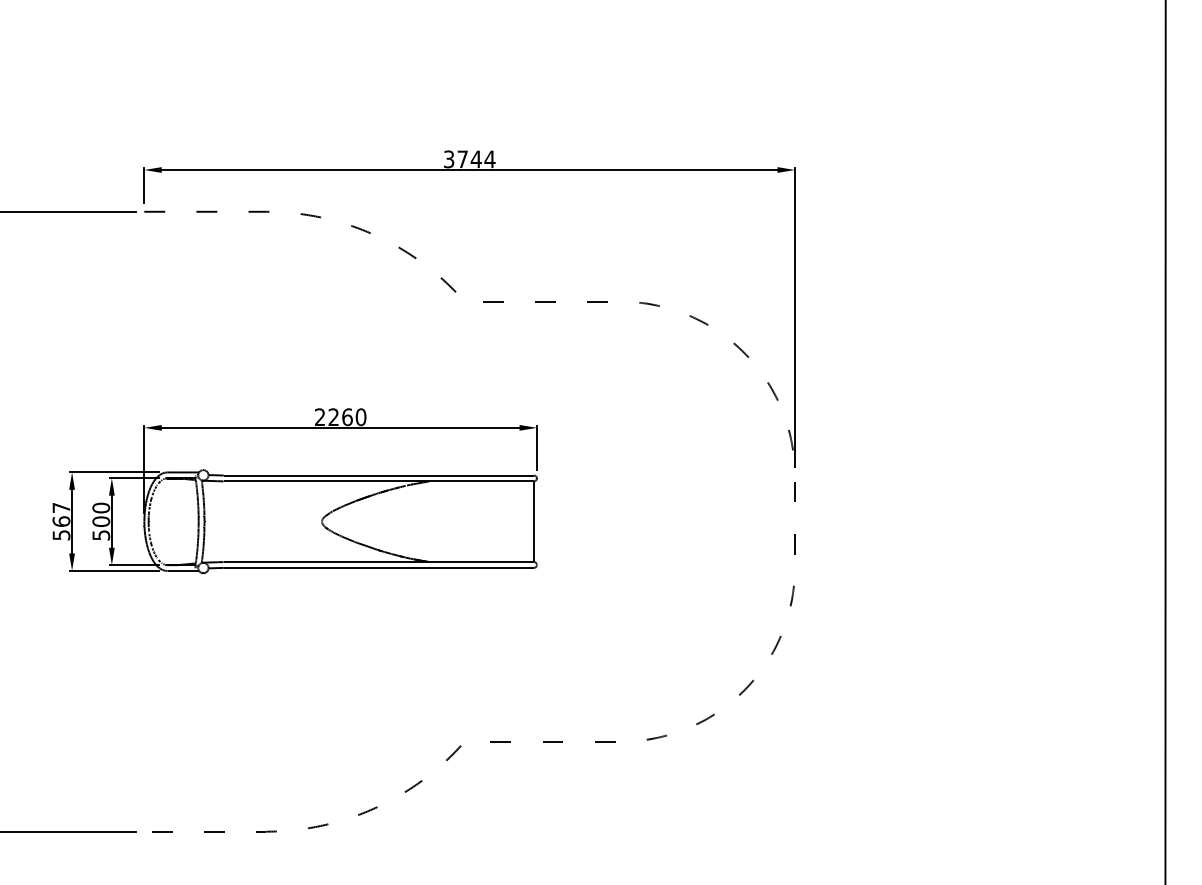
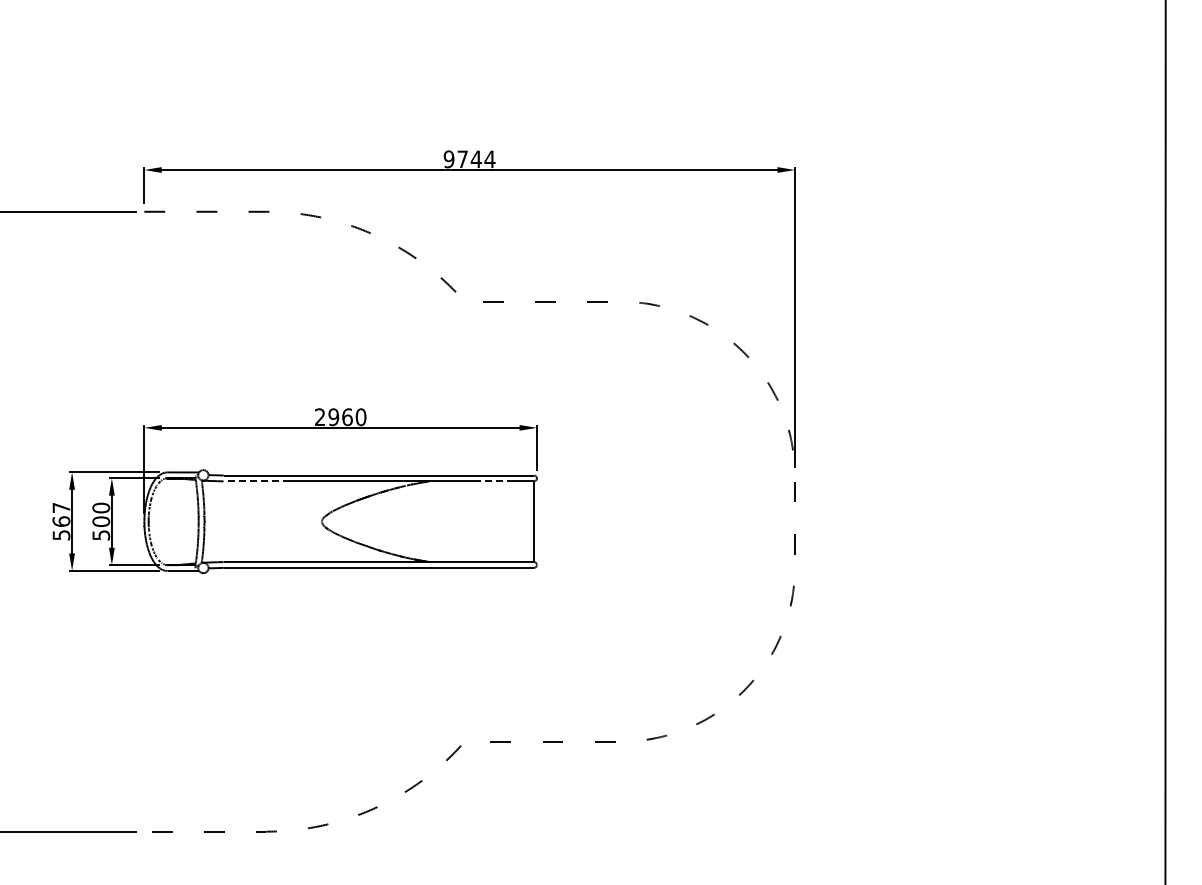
text: 3744 -> 9744 (448, 159)
text: 2260 -> 2960 (333, 417)
line: solid -> dashed (256, 481)
line: solid -> dashed (494, 481)
